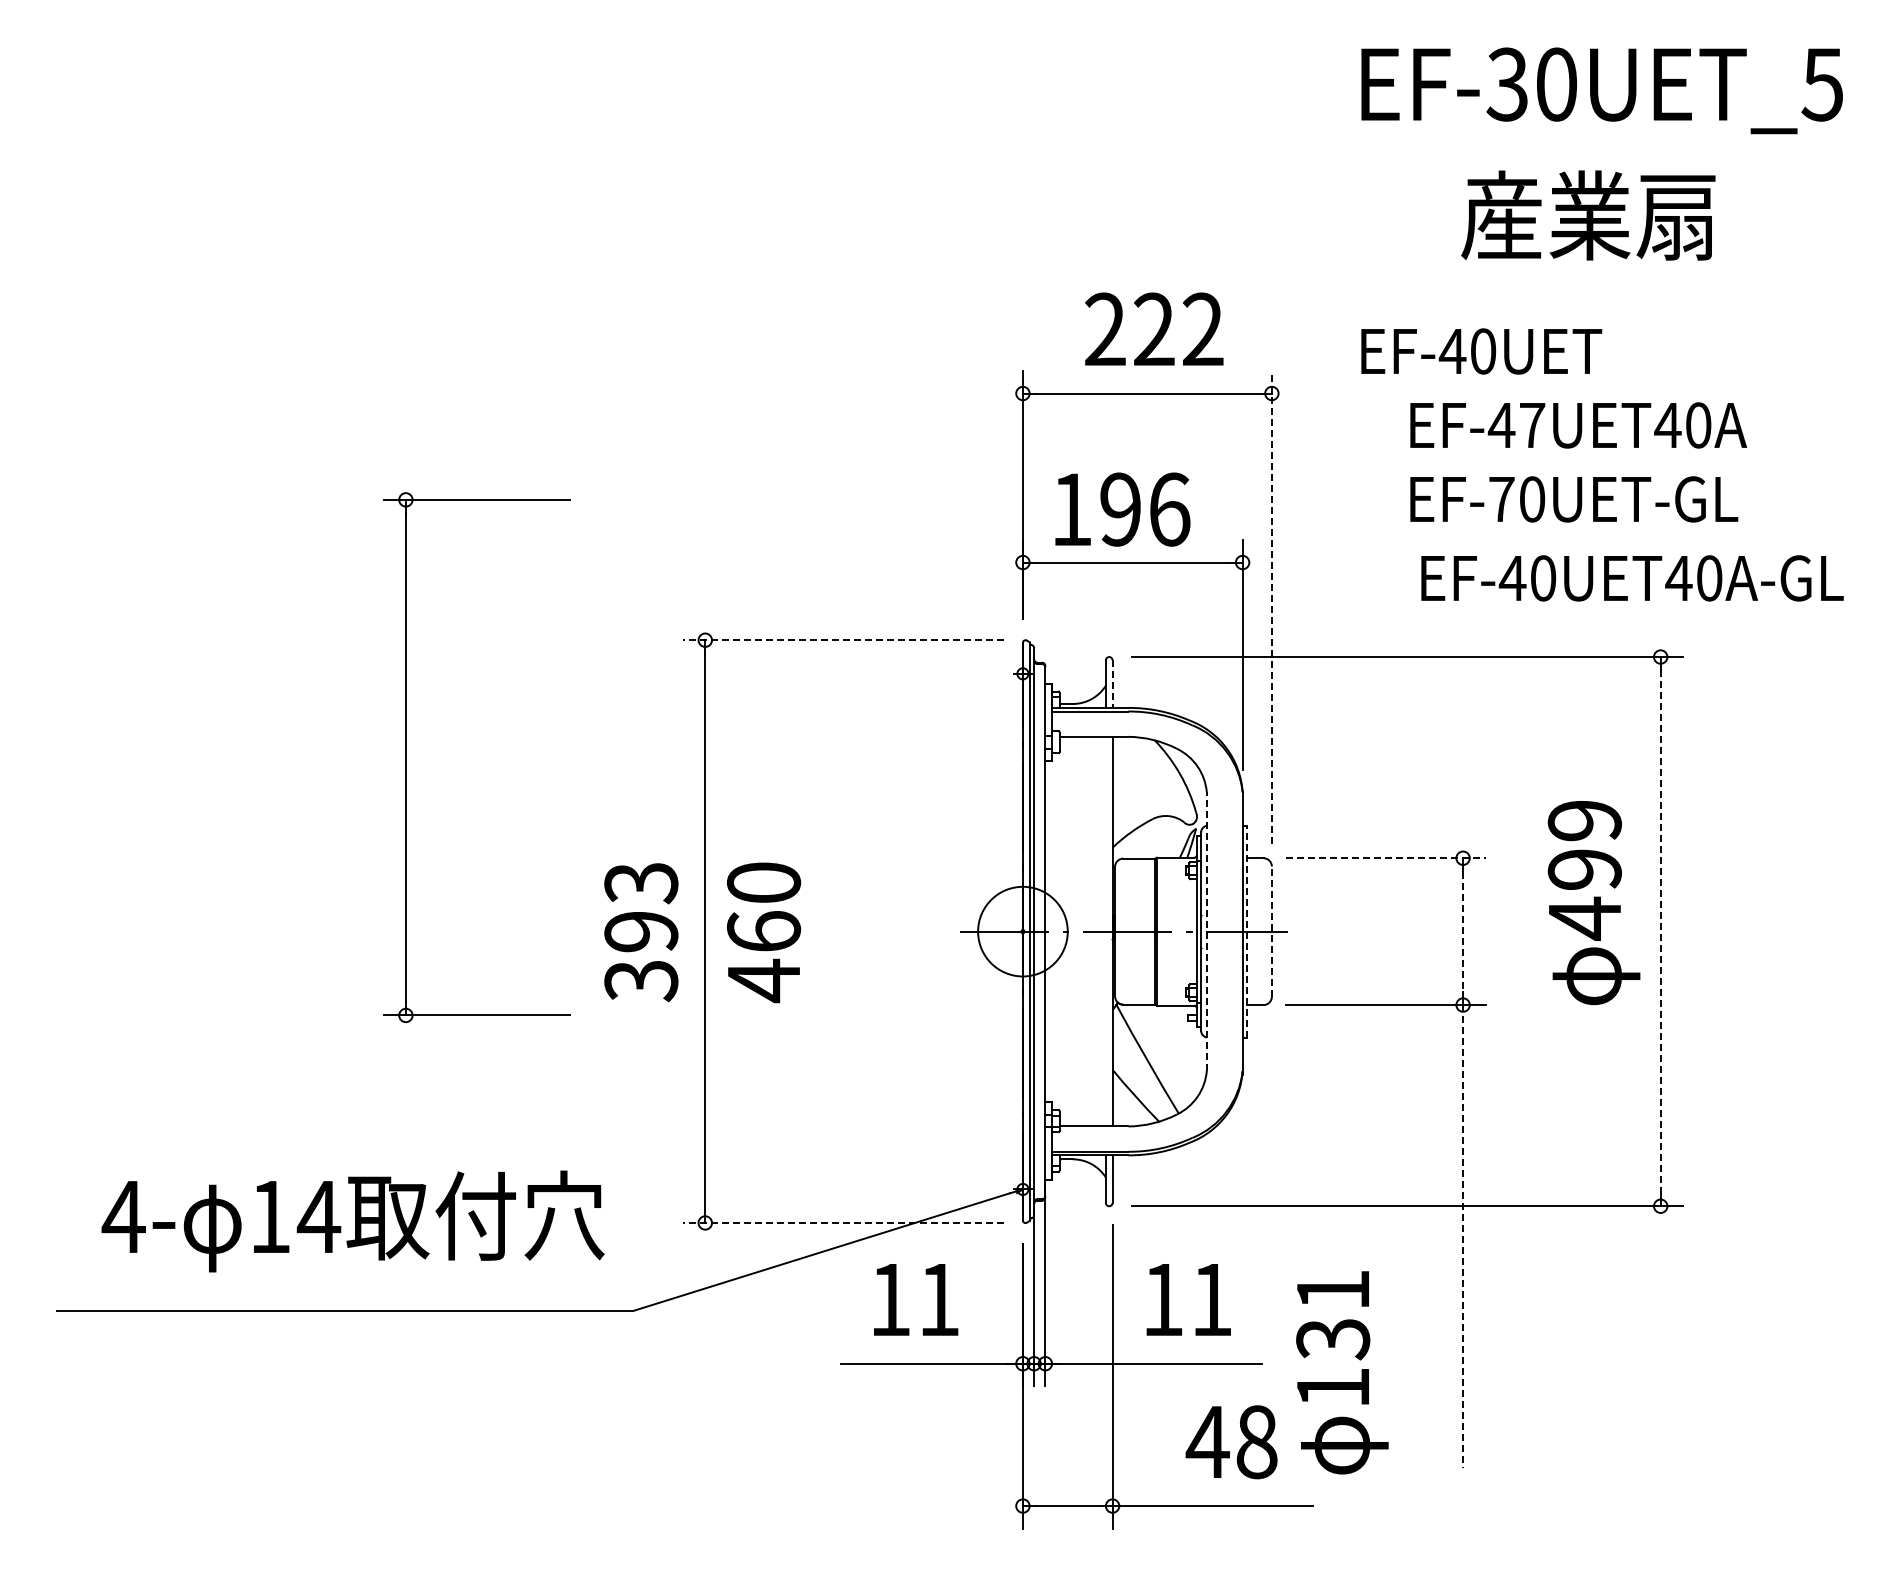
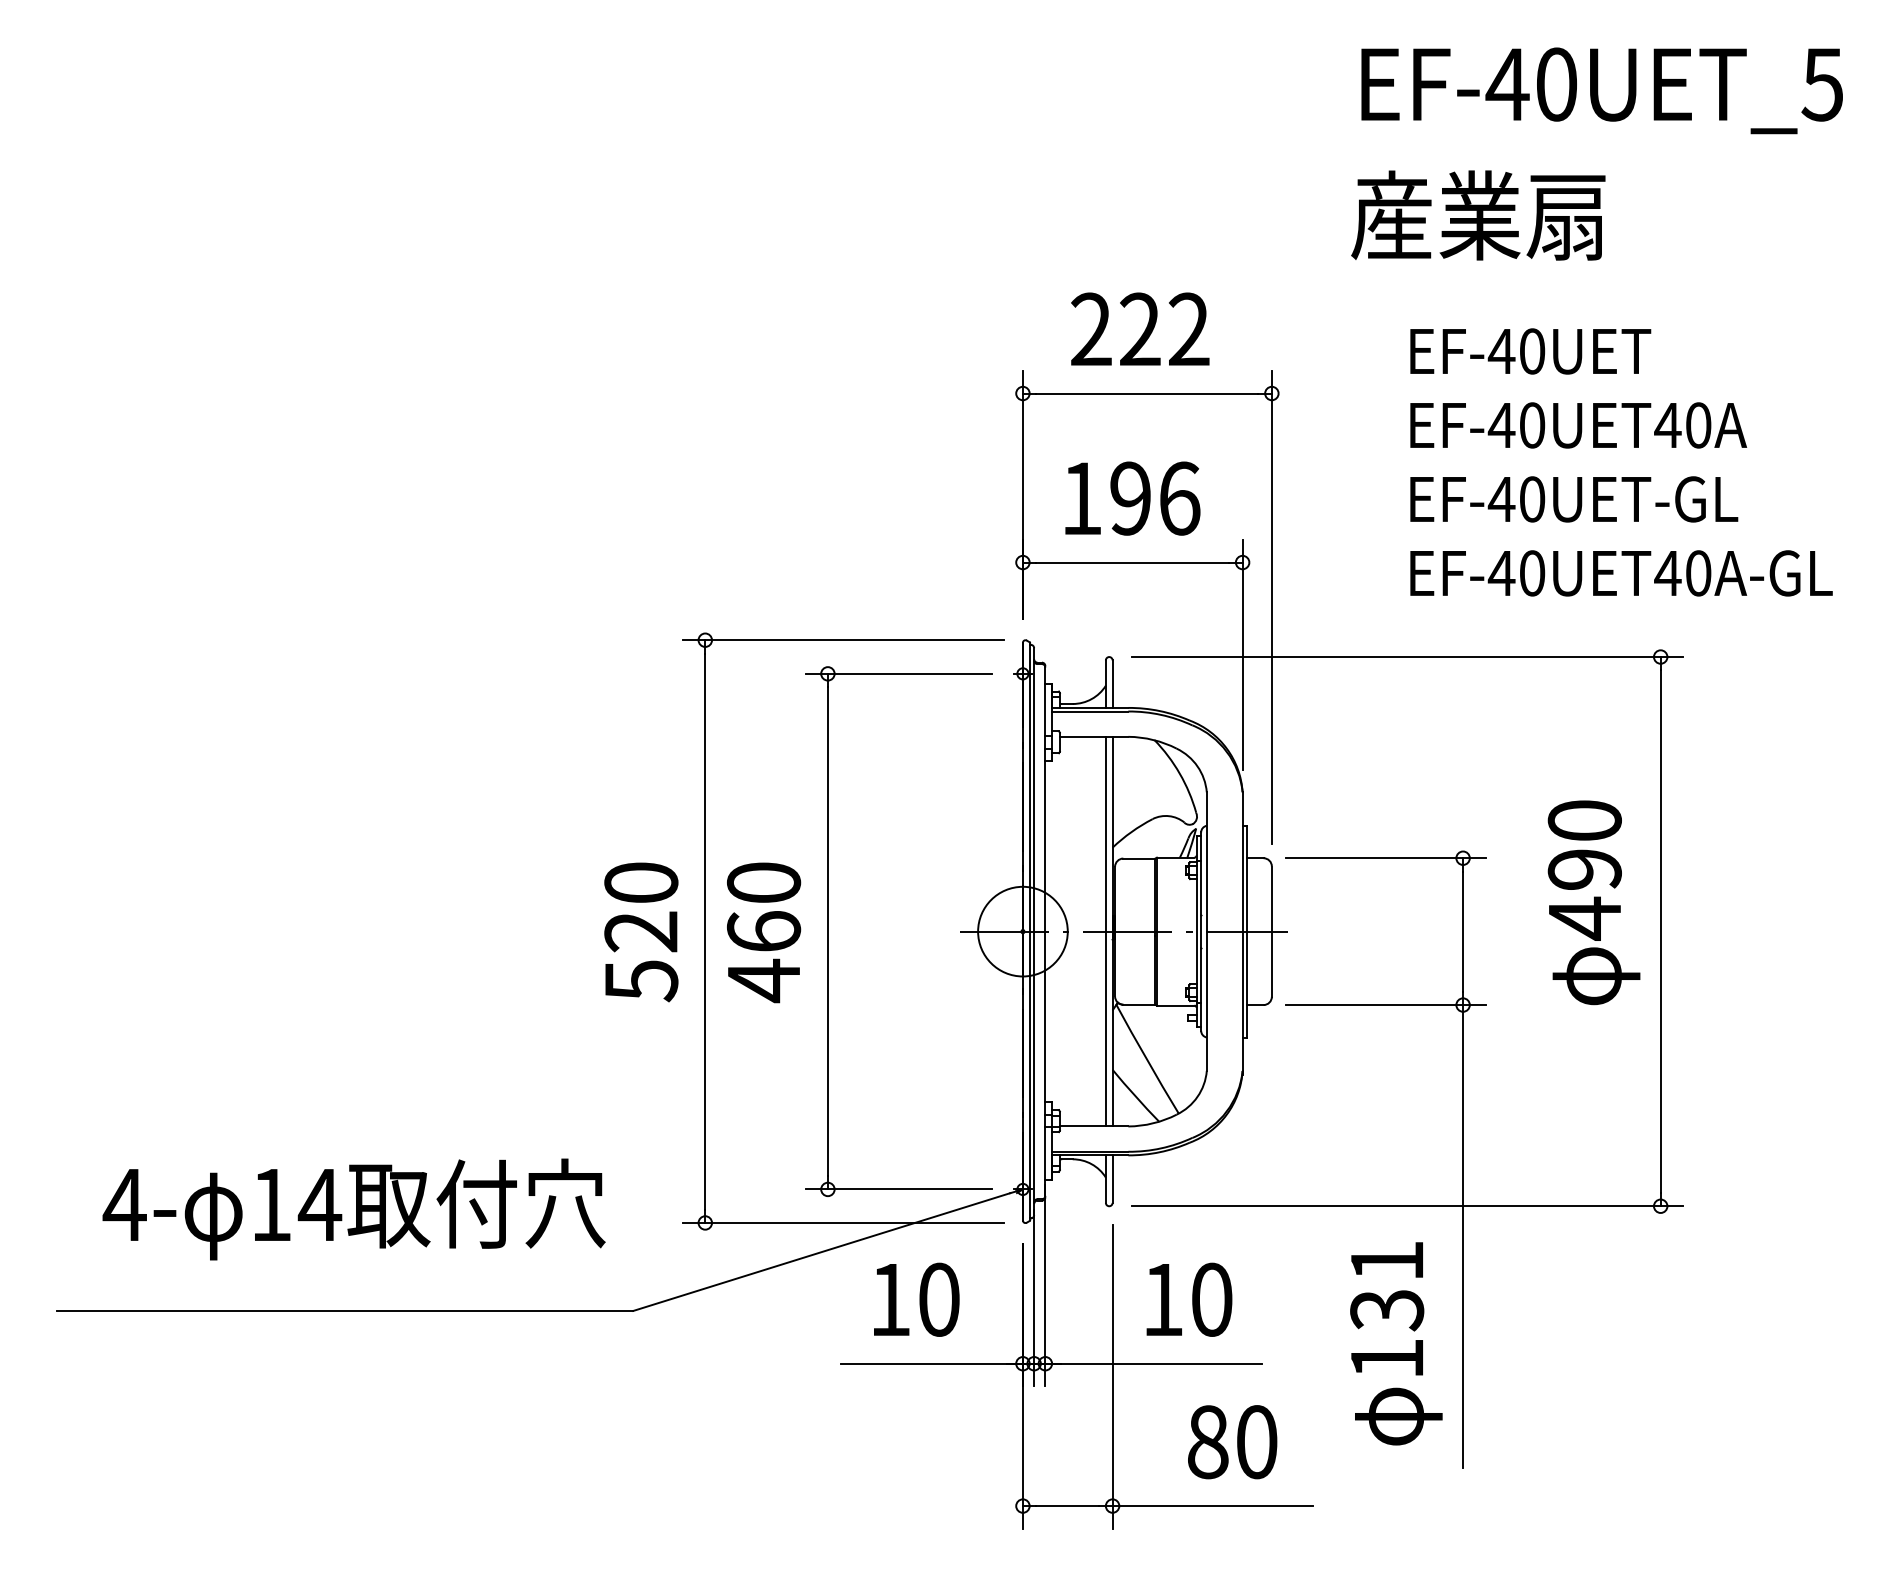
text: EF-30UET_5 -> EF-40UET_5 (1507, 84)
text position: (1588, 215) -> (1478, 215) (1478, 215)
text position: (1154, 328) -> (1140, 328) (1140, 328)
text position: (1481, 351) -> (1530, 351) (1530, 351)
text: EF-47UET40A -> EF-40UET40A (1532, 425)
text: EF-70UET-GL -> EF-40UET-GL (1501, 499)
text position: (1122, 509) -> (1132, 498) (1132, 498)
text position: (1632, 578) -> (1621, 573) (1621, 573)
line: dashed -> solid (1271, 607)
line: dashed -> solid (842, 640)
line: dashed -> solid (1112, 684)
part position: (406, 757) -> (828, 931) (828, 931)
text: 499 -> 490 (1584, 820)
line: dashed -> solid (1385, 858)
line: none -> present (1105, 931)
line: dashed -> solid (1206, 931)
line: dashed -> solid (1247, 931)
line: dashed -> solid (1271, 931)
line: dashed -> solid (1463, 931)
text: 393 -> 520 (641, 932)
line: dashed -> solid (1660, 932)
text position: (352, 1221) -> (353, 1209) (353, 1209)
line: dashed -> solid (843, 1222)
line: dashed -> solid (1463, 1236)
text: 11 -> 10 (939, 1299)
text: 11 -> 10 (1212, 1299)
text position: (1342, 1372) -> (1396, 1343) (1396, 1343)
text: 48 -> 80 (1231, 1442)
